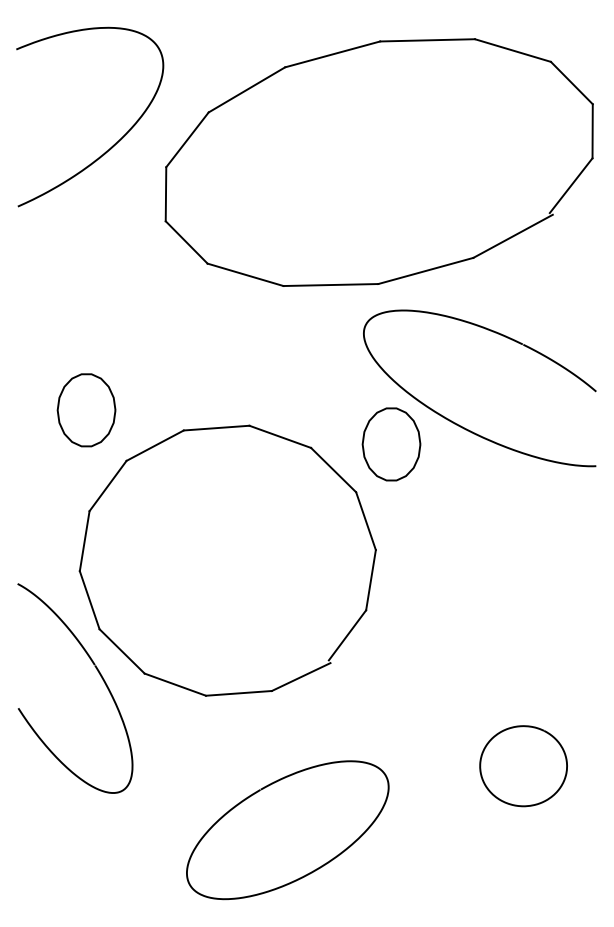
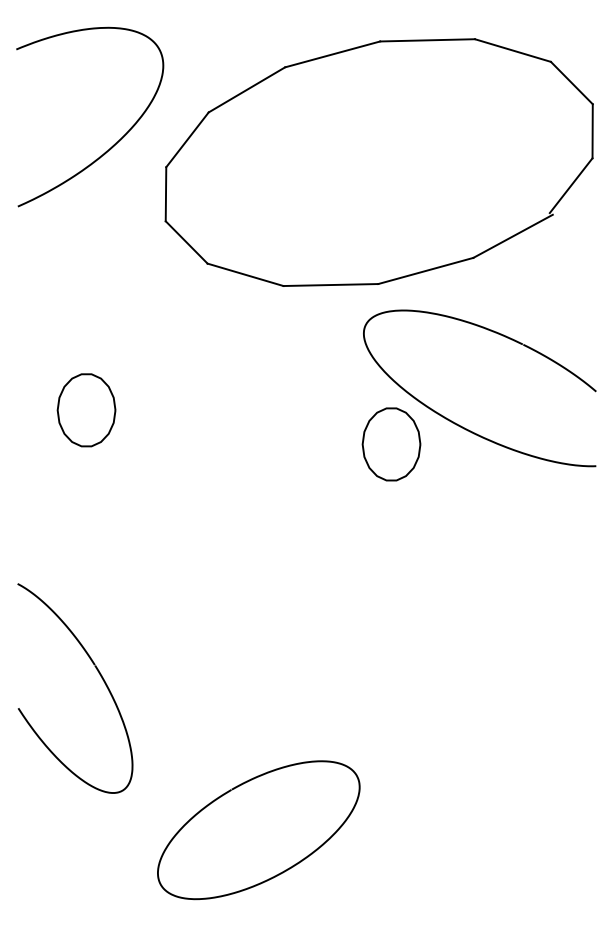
part: present -> none (227, 560)
curve position: (265, 788) -> (236, 788) (236, 788)
curve: present -> none (516, 804)
